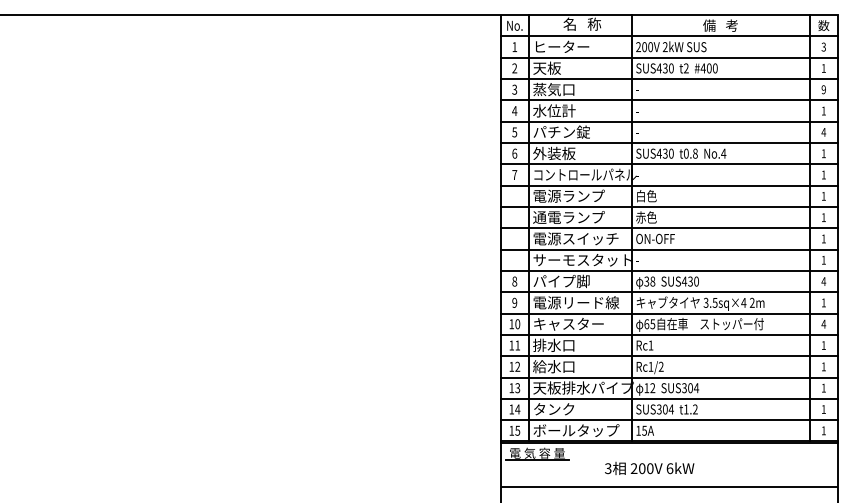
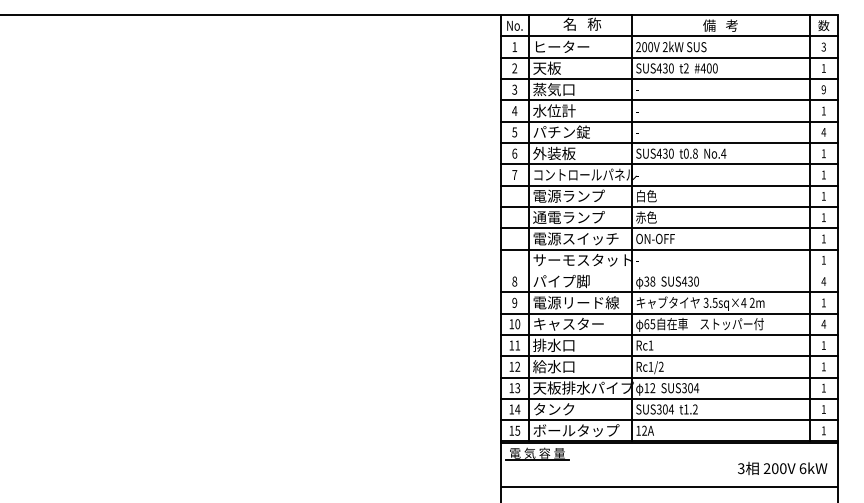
line: present -> none (669, 270)
text: 15A -> 12A (644, 430)
text position: (649, 468) -> (782, 468) (782, 468)
